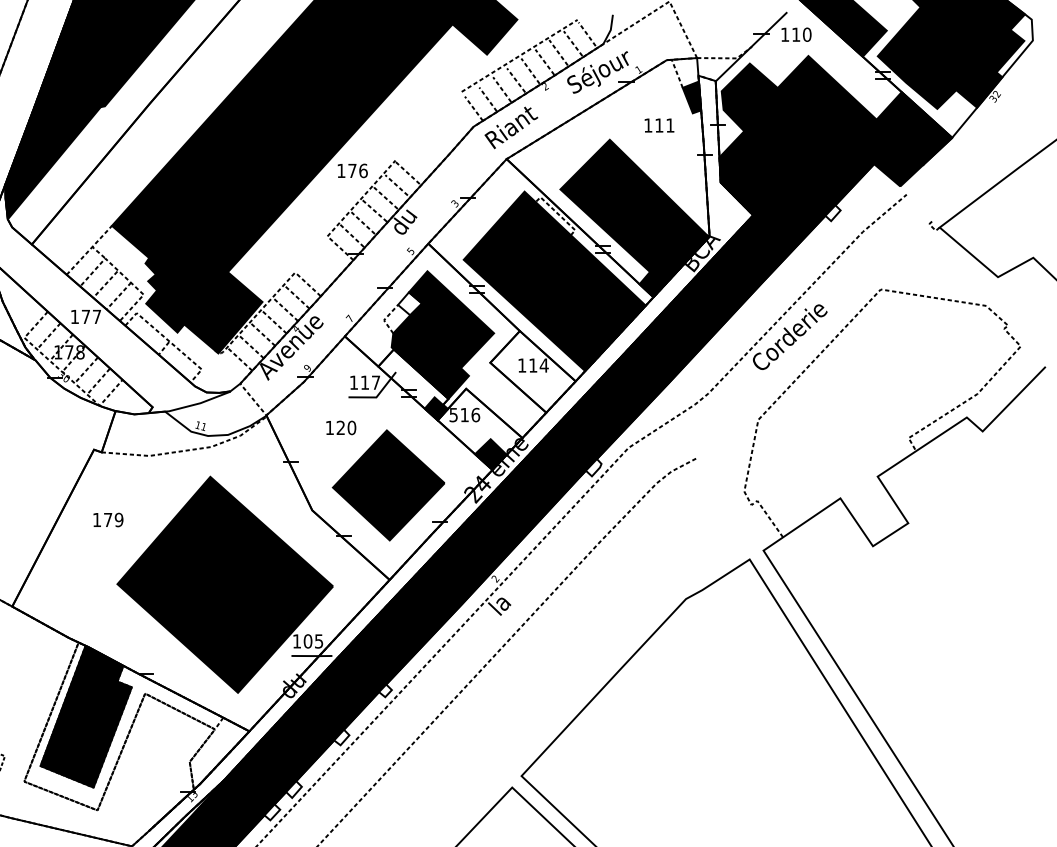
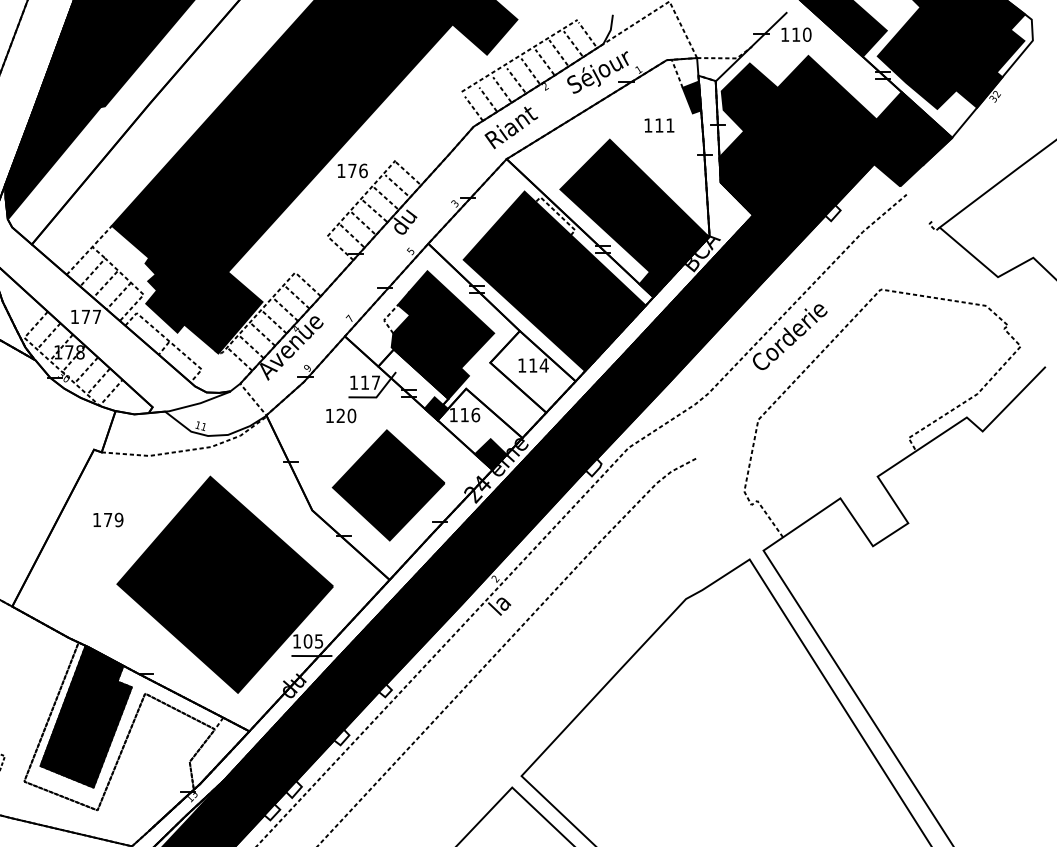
fill: none -> present (410, 303)
text: 516 -> 116 (453, 415)
text position: (341, 427) -> (341, 415) (341, 415)
